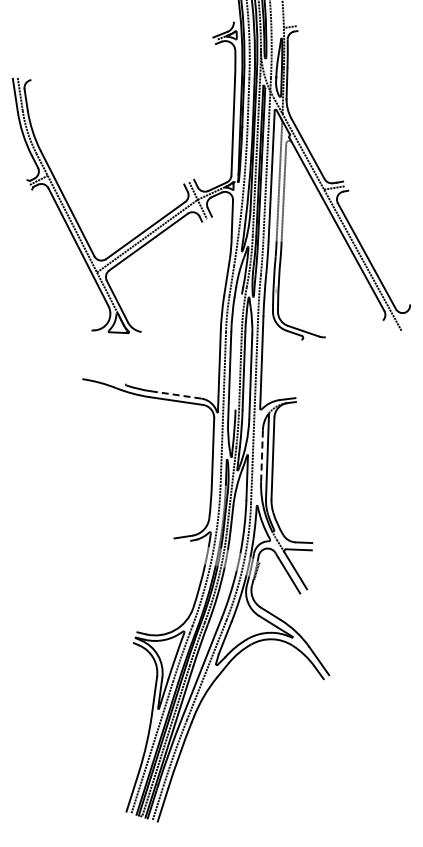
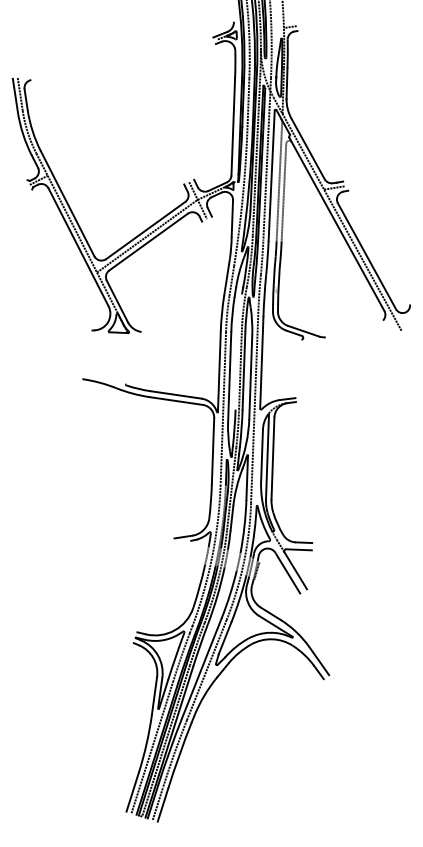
line: dashed -> solid (176, 394)
line: dashed -> solid (262, 456)
